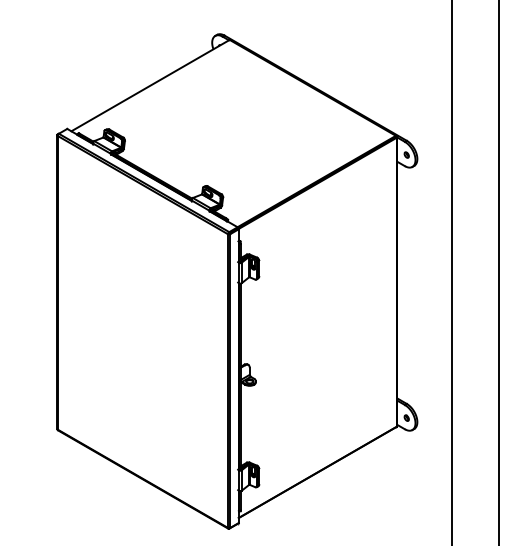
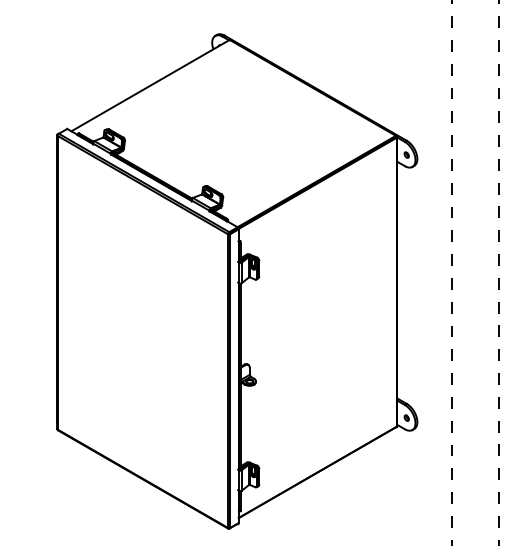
line: solid -> dashed (498, 272)
line: solid -> dashed (451, 273)
